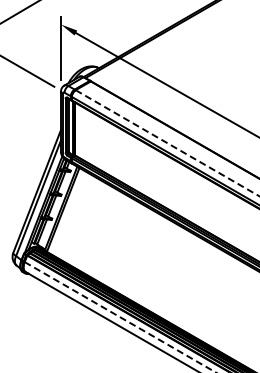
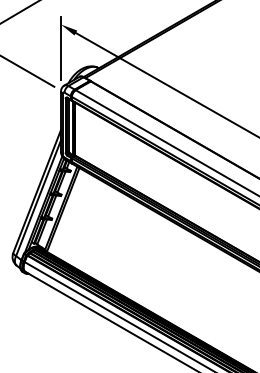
line: dashed -> solid (168, 143)
line: dashed -> solid (120, 317)
